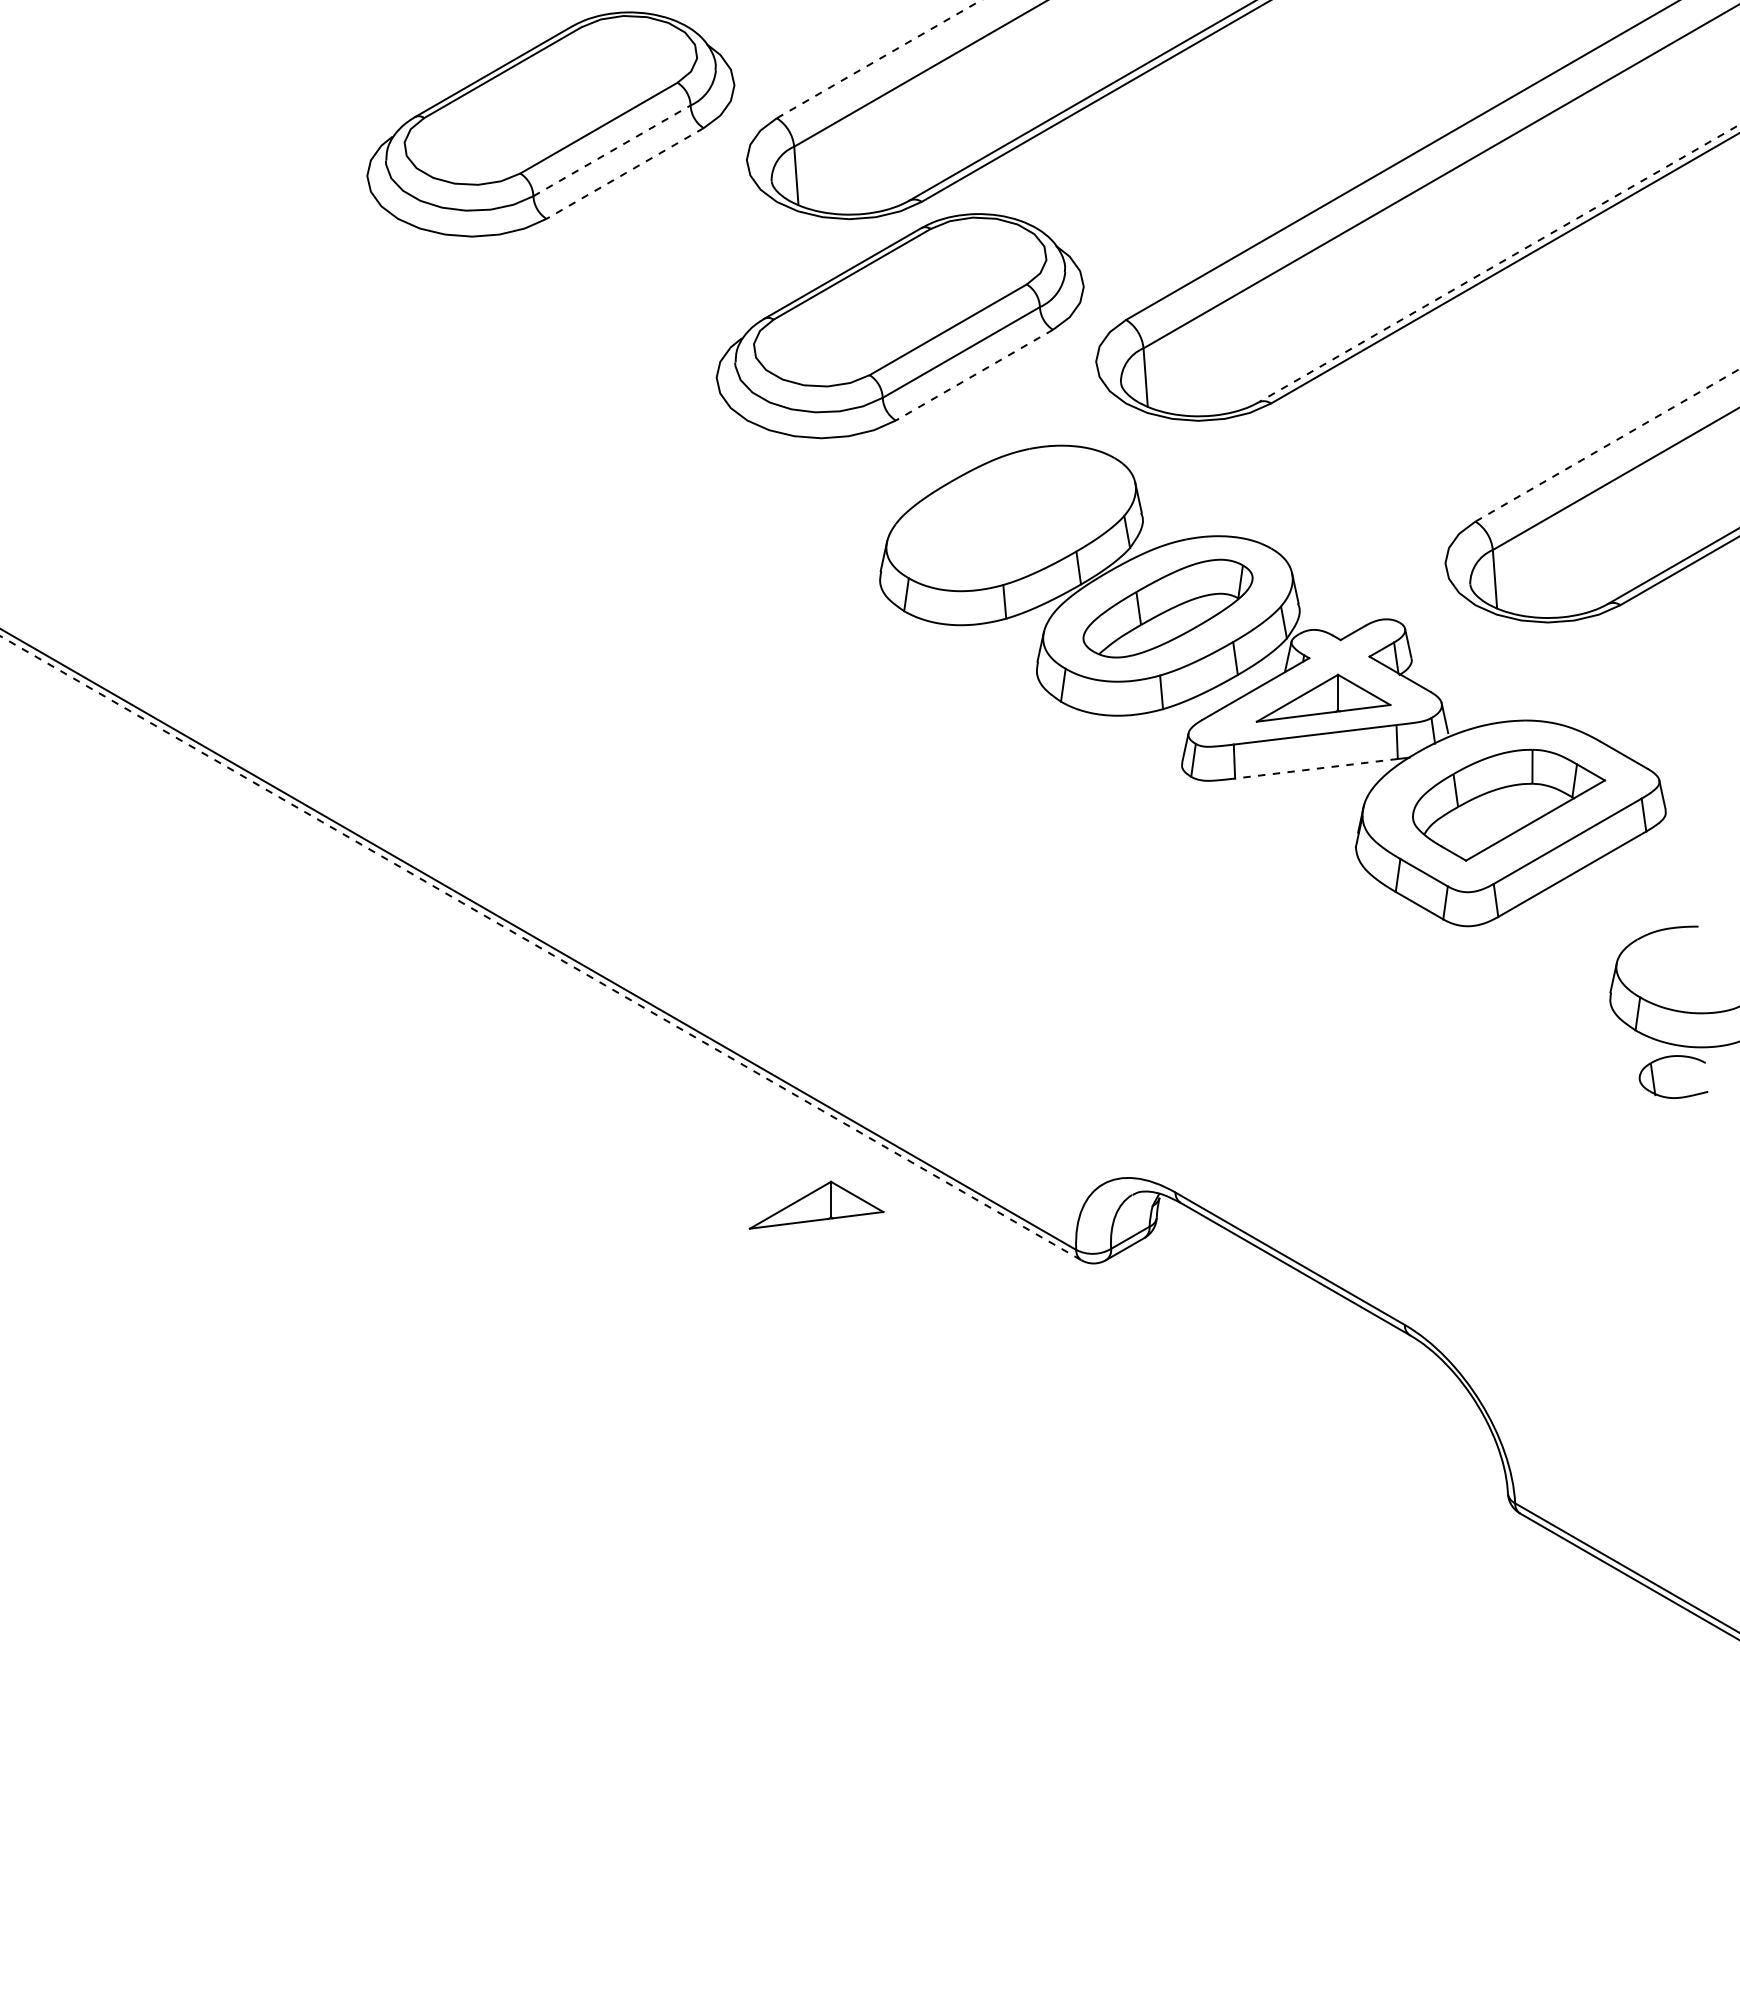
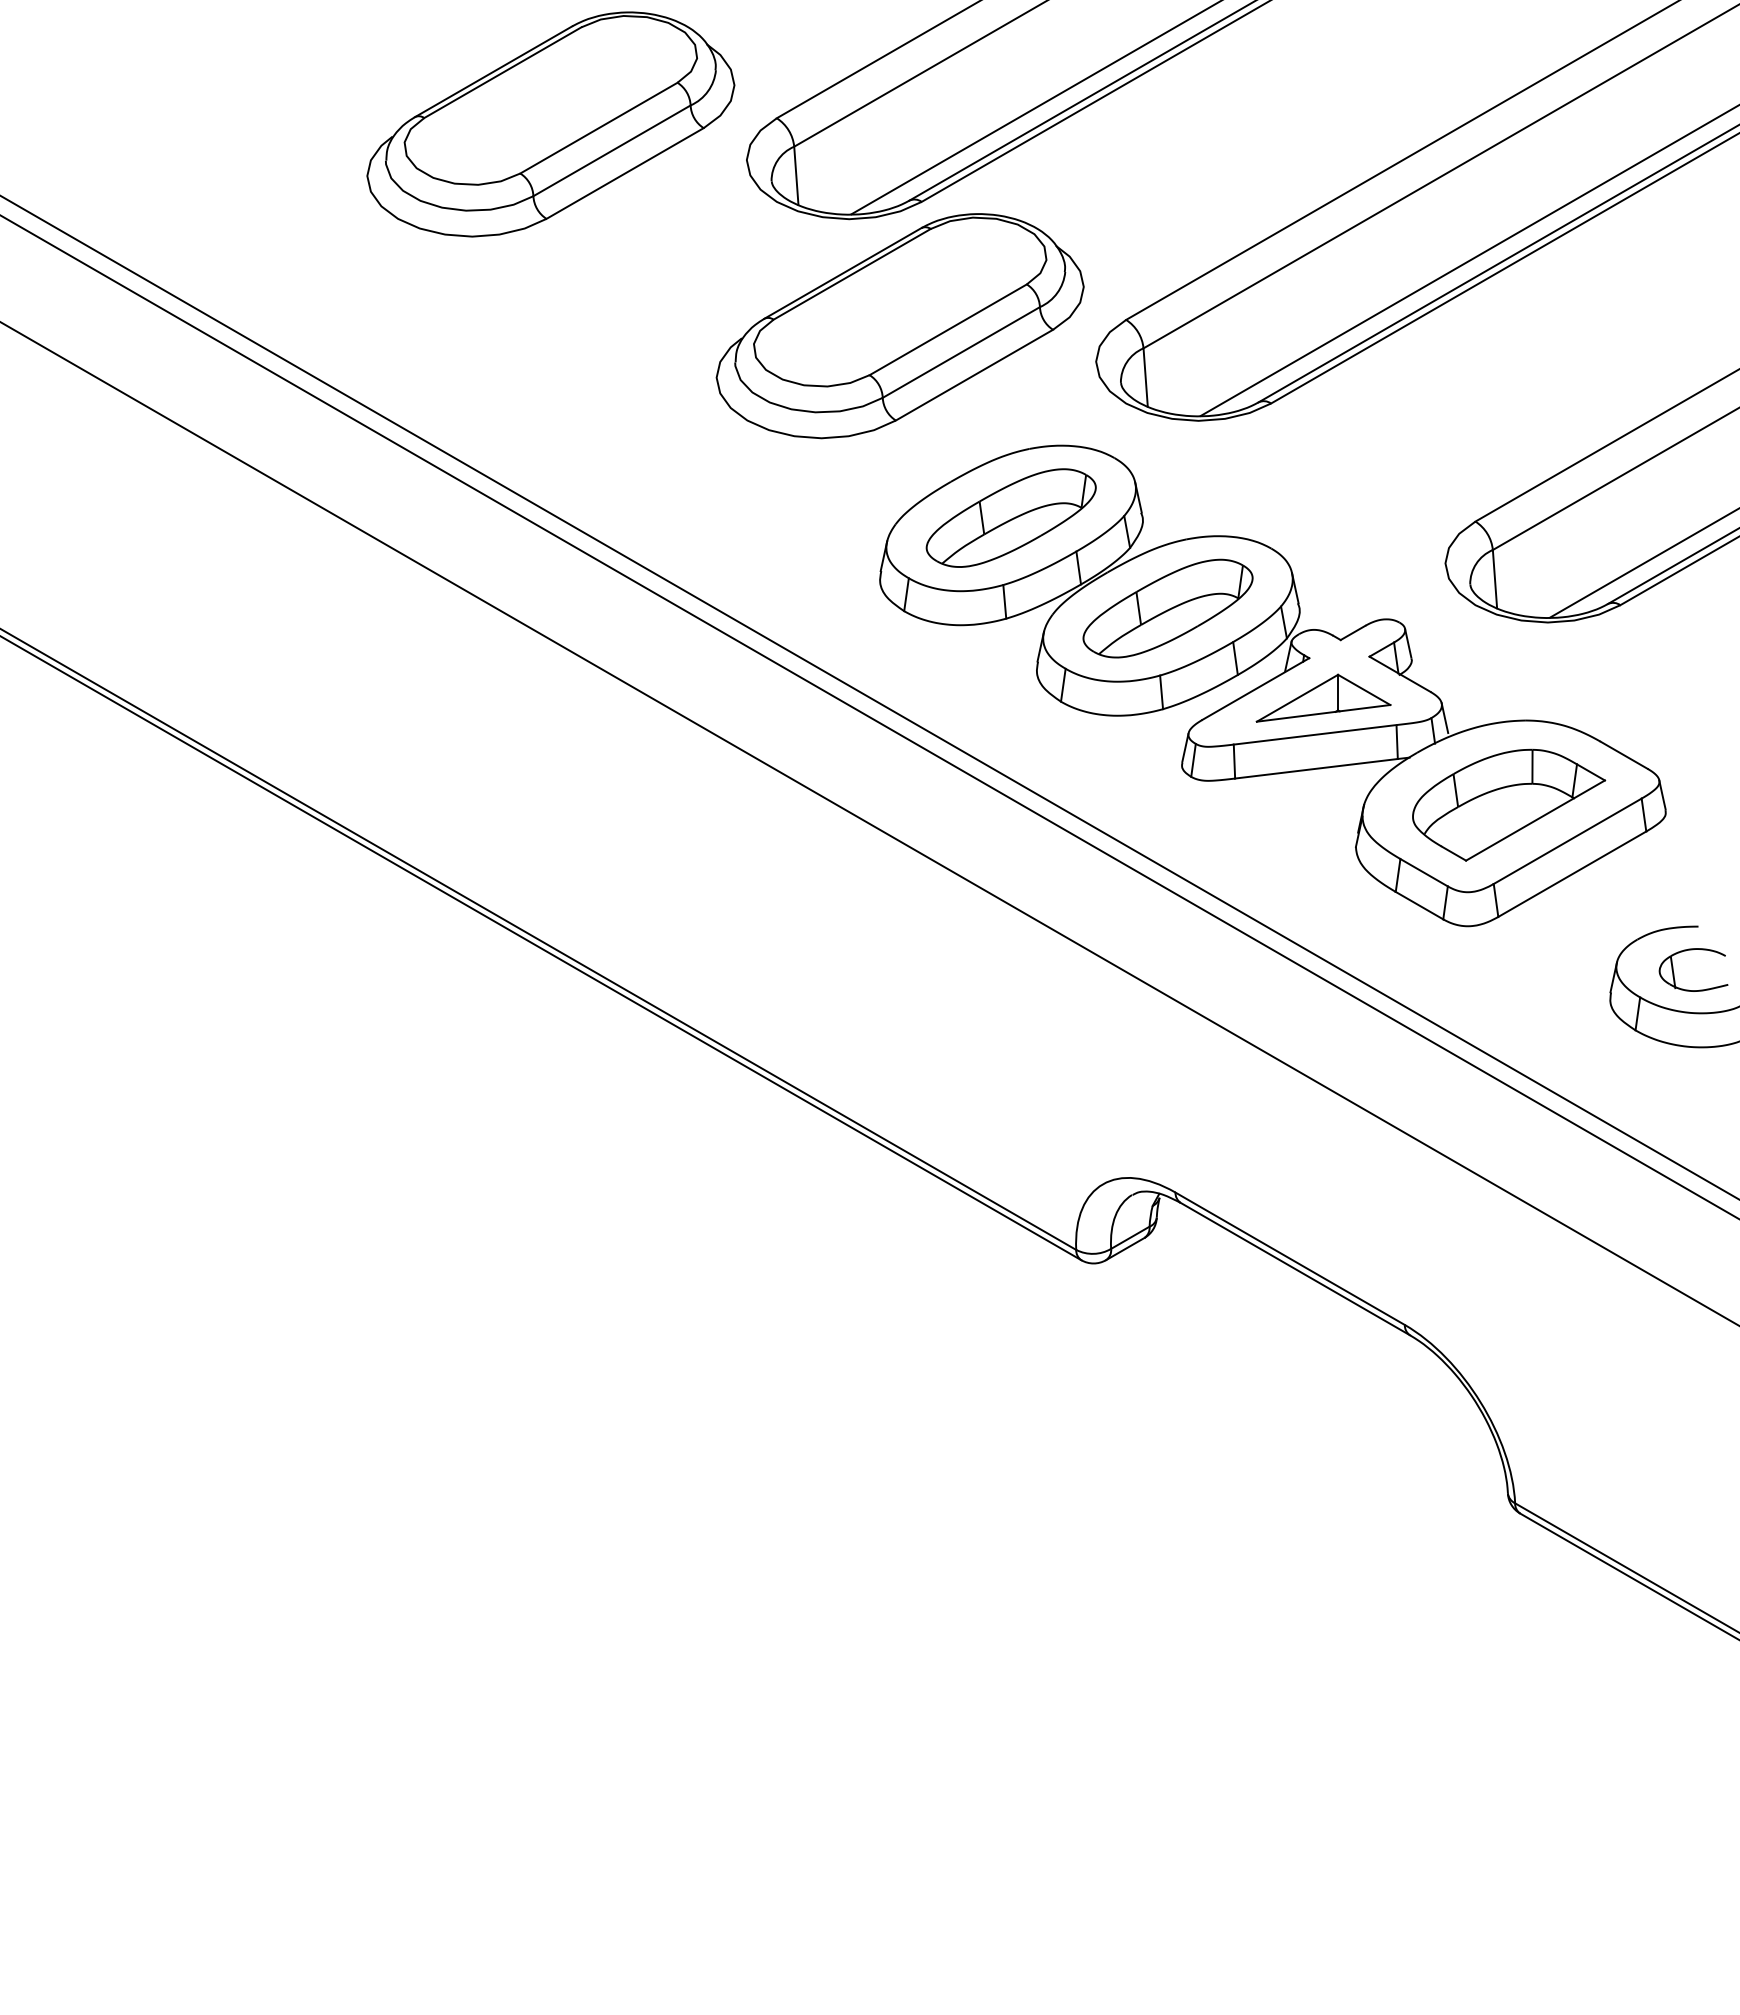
line: dashed -> solid (879, 59)
line: none -> present (1034, 108)
line: dashed -> solid (612, 150)
line: dashed -> solid (625, 173)
line: none -> present (1468, 260)
line: dashed -> solid (1498, 263)
line: dashed -> solid (974, 375)
line: dashed -> solid (1607, 445)
part: none -> present (1010, 517)
line: none -> present (1643, 563)
line: none -> present (869, 697)
line: none -> present (869, 716)
line: dashed -> solid (1316, 768)
line: none -> present (869, 823)
line: dashed -> solid (541, 948)
part position: (1673, 1057) -> (1693, 950) (1693, 950)
part: present -> none (816, 1204)
